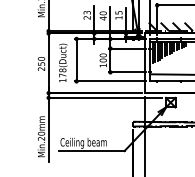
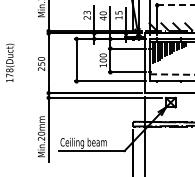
line: solid -> dashed (176, 5)
text position: (63, 62) -> (10, 62) (10, 62)
line: solid -> dashed (172, 74)
